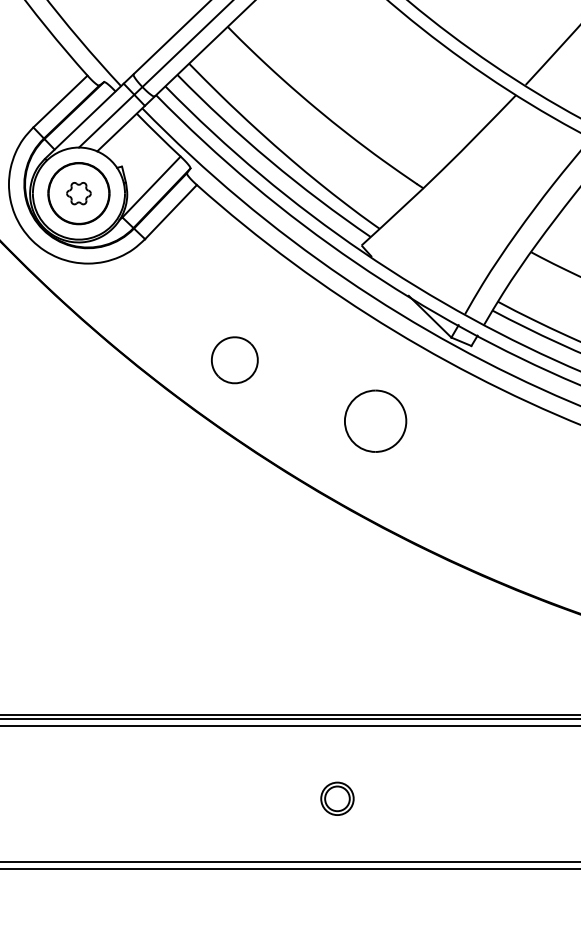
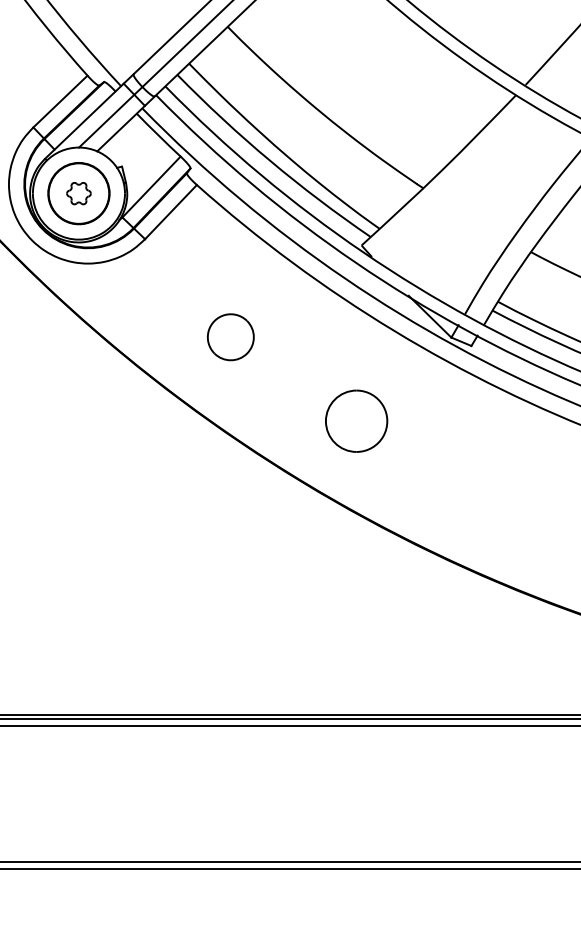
part position: (234, 360) -> (230, 337) (230, 337)
part position: (375, 420) -> (356, 420) (356, 420)
part: present -> none (337, 798)
